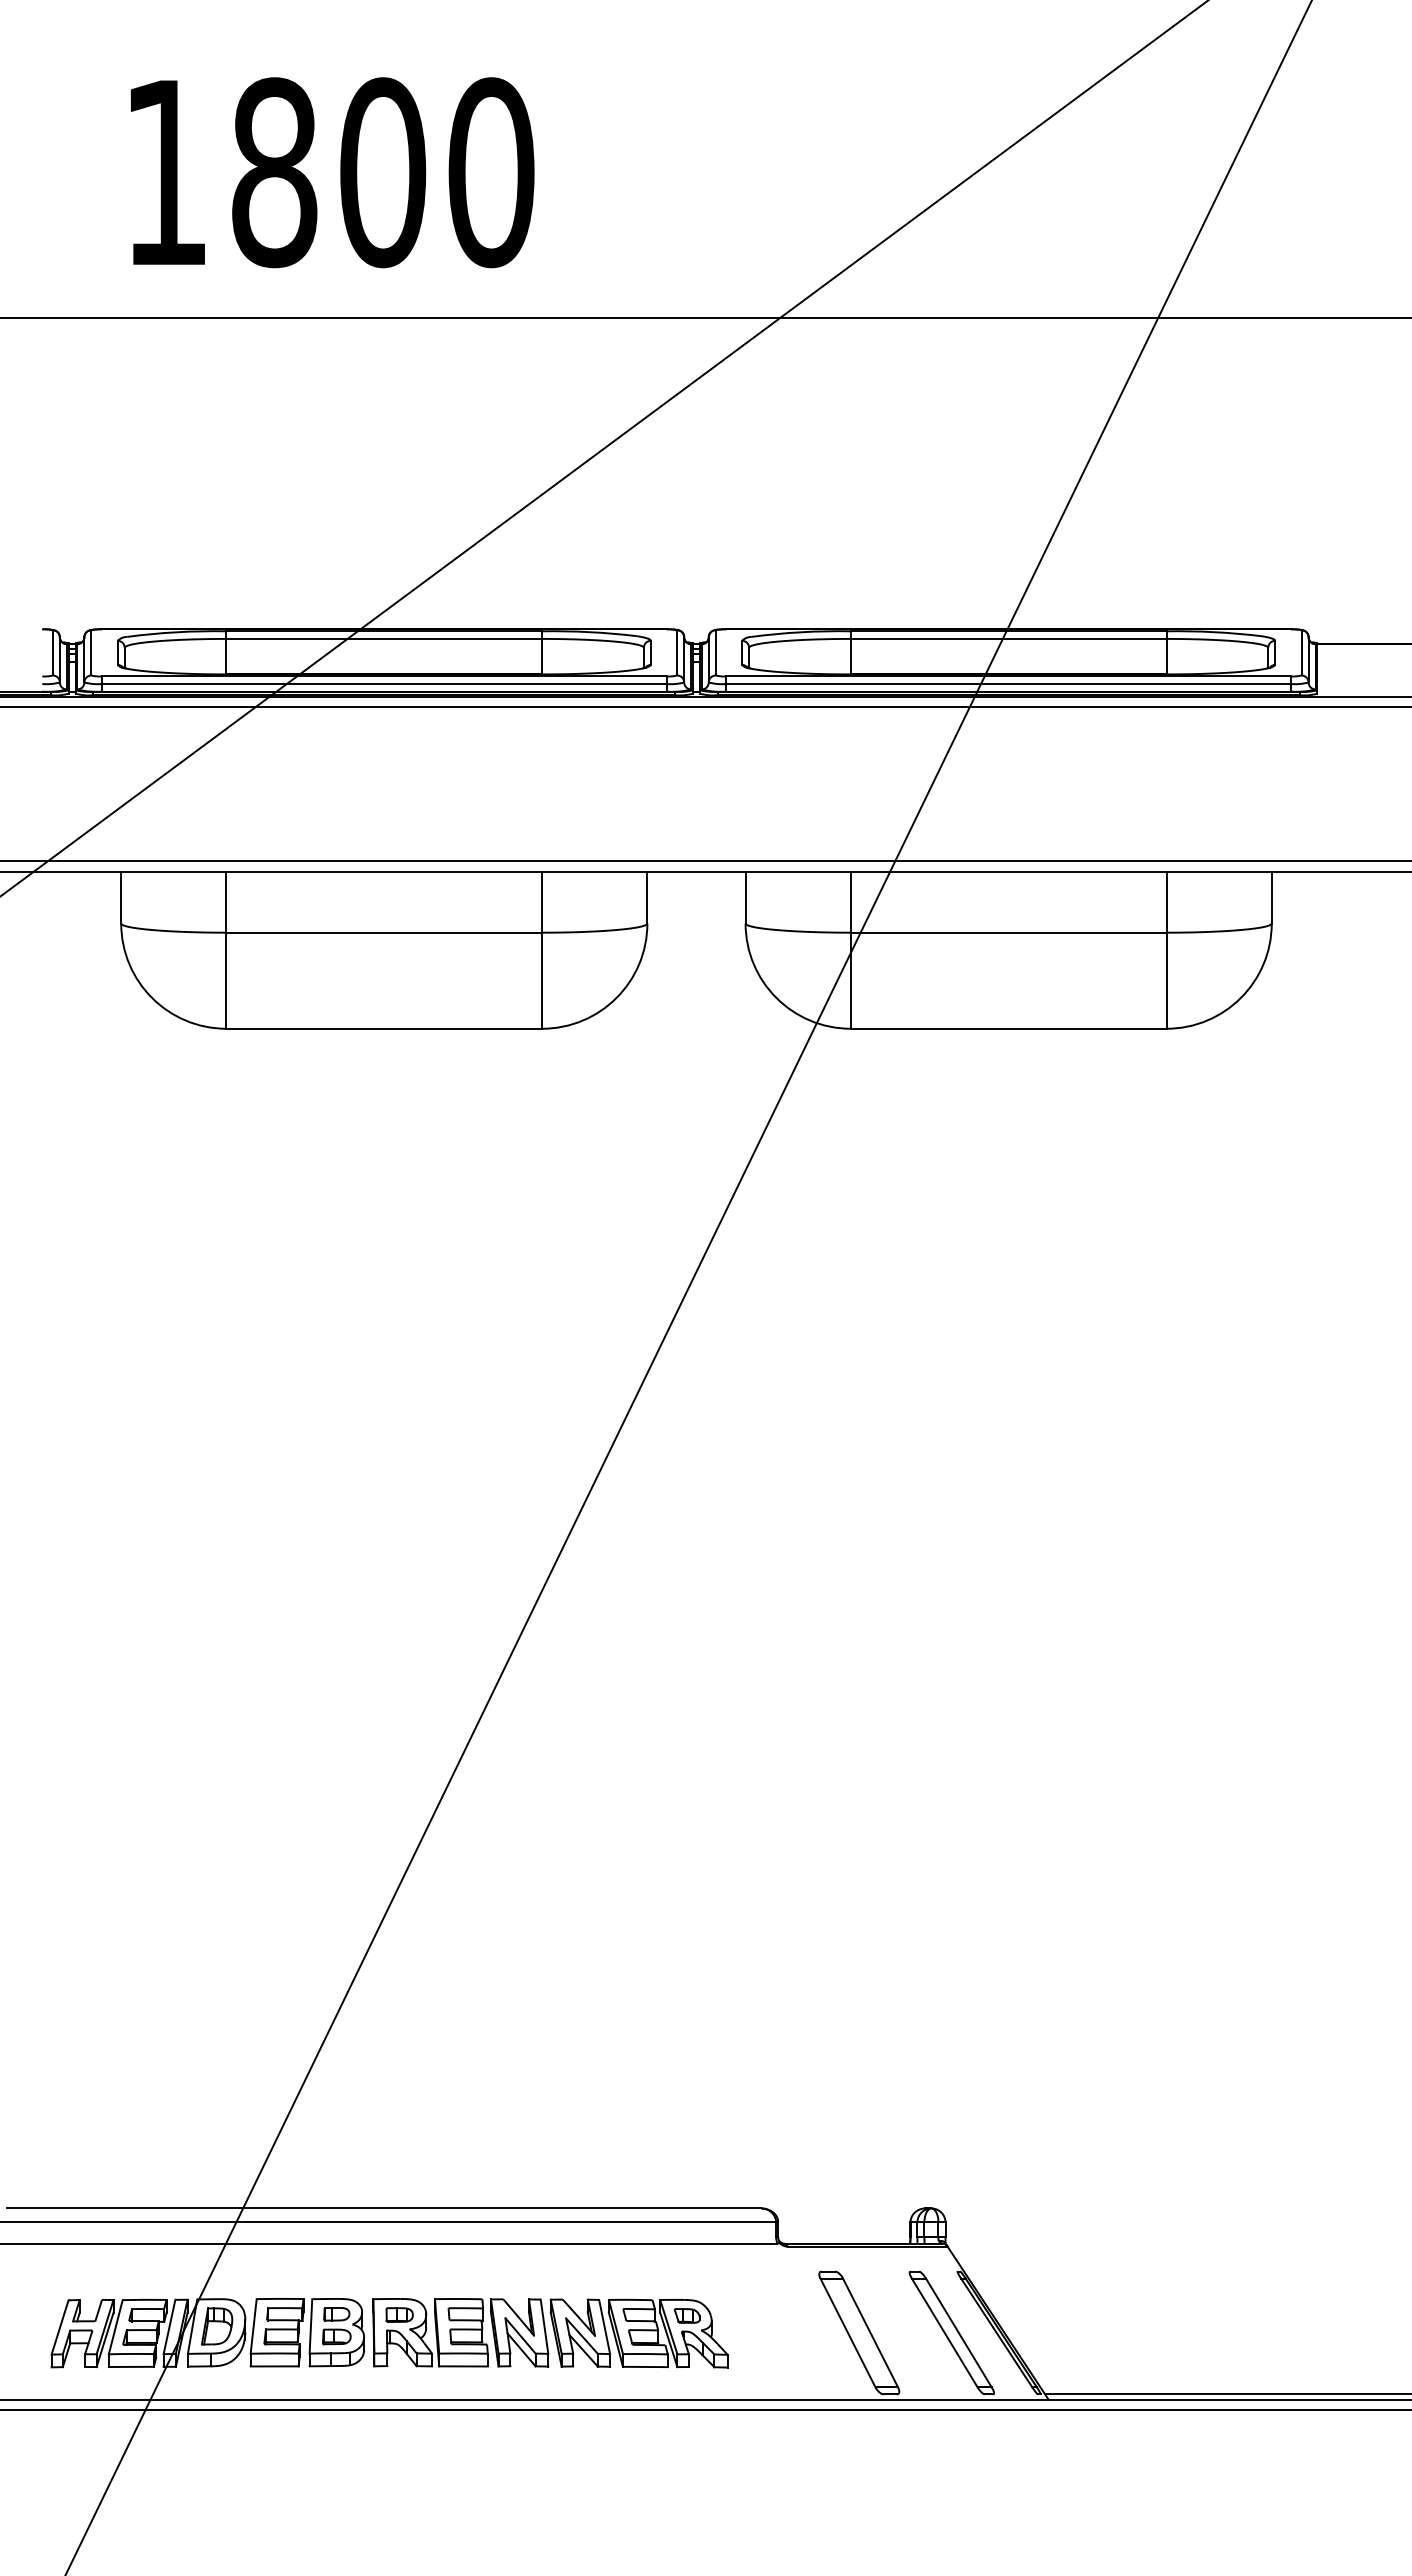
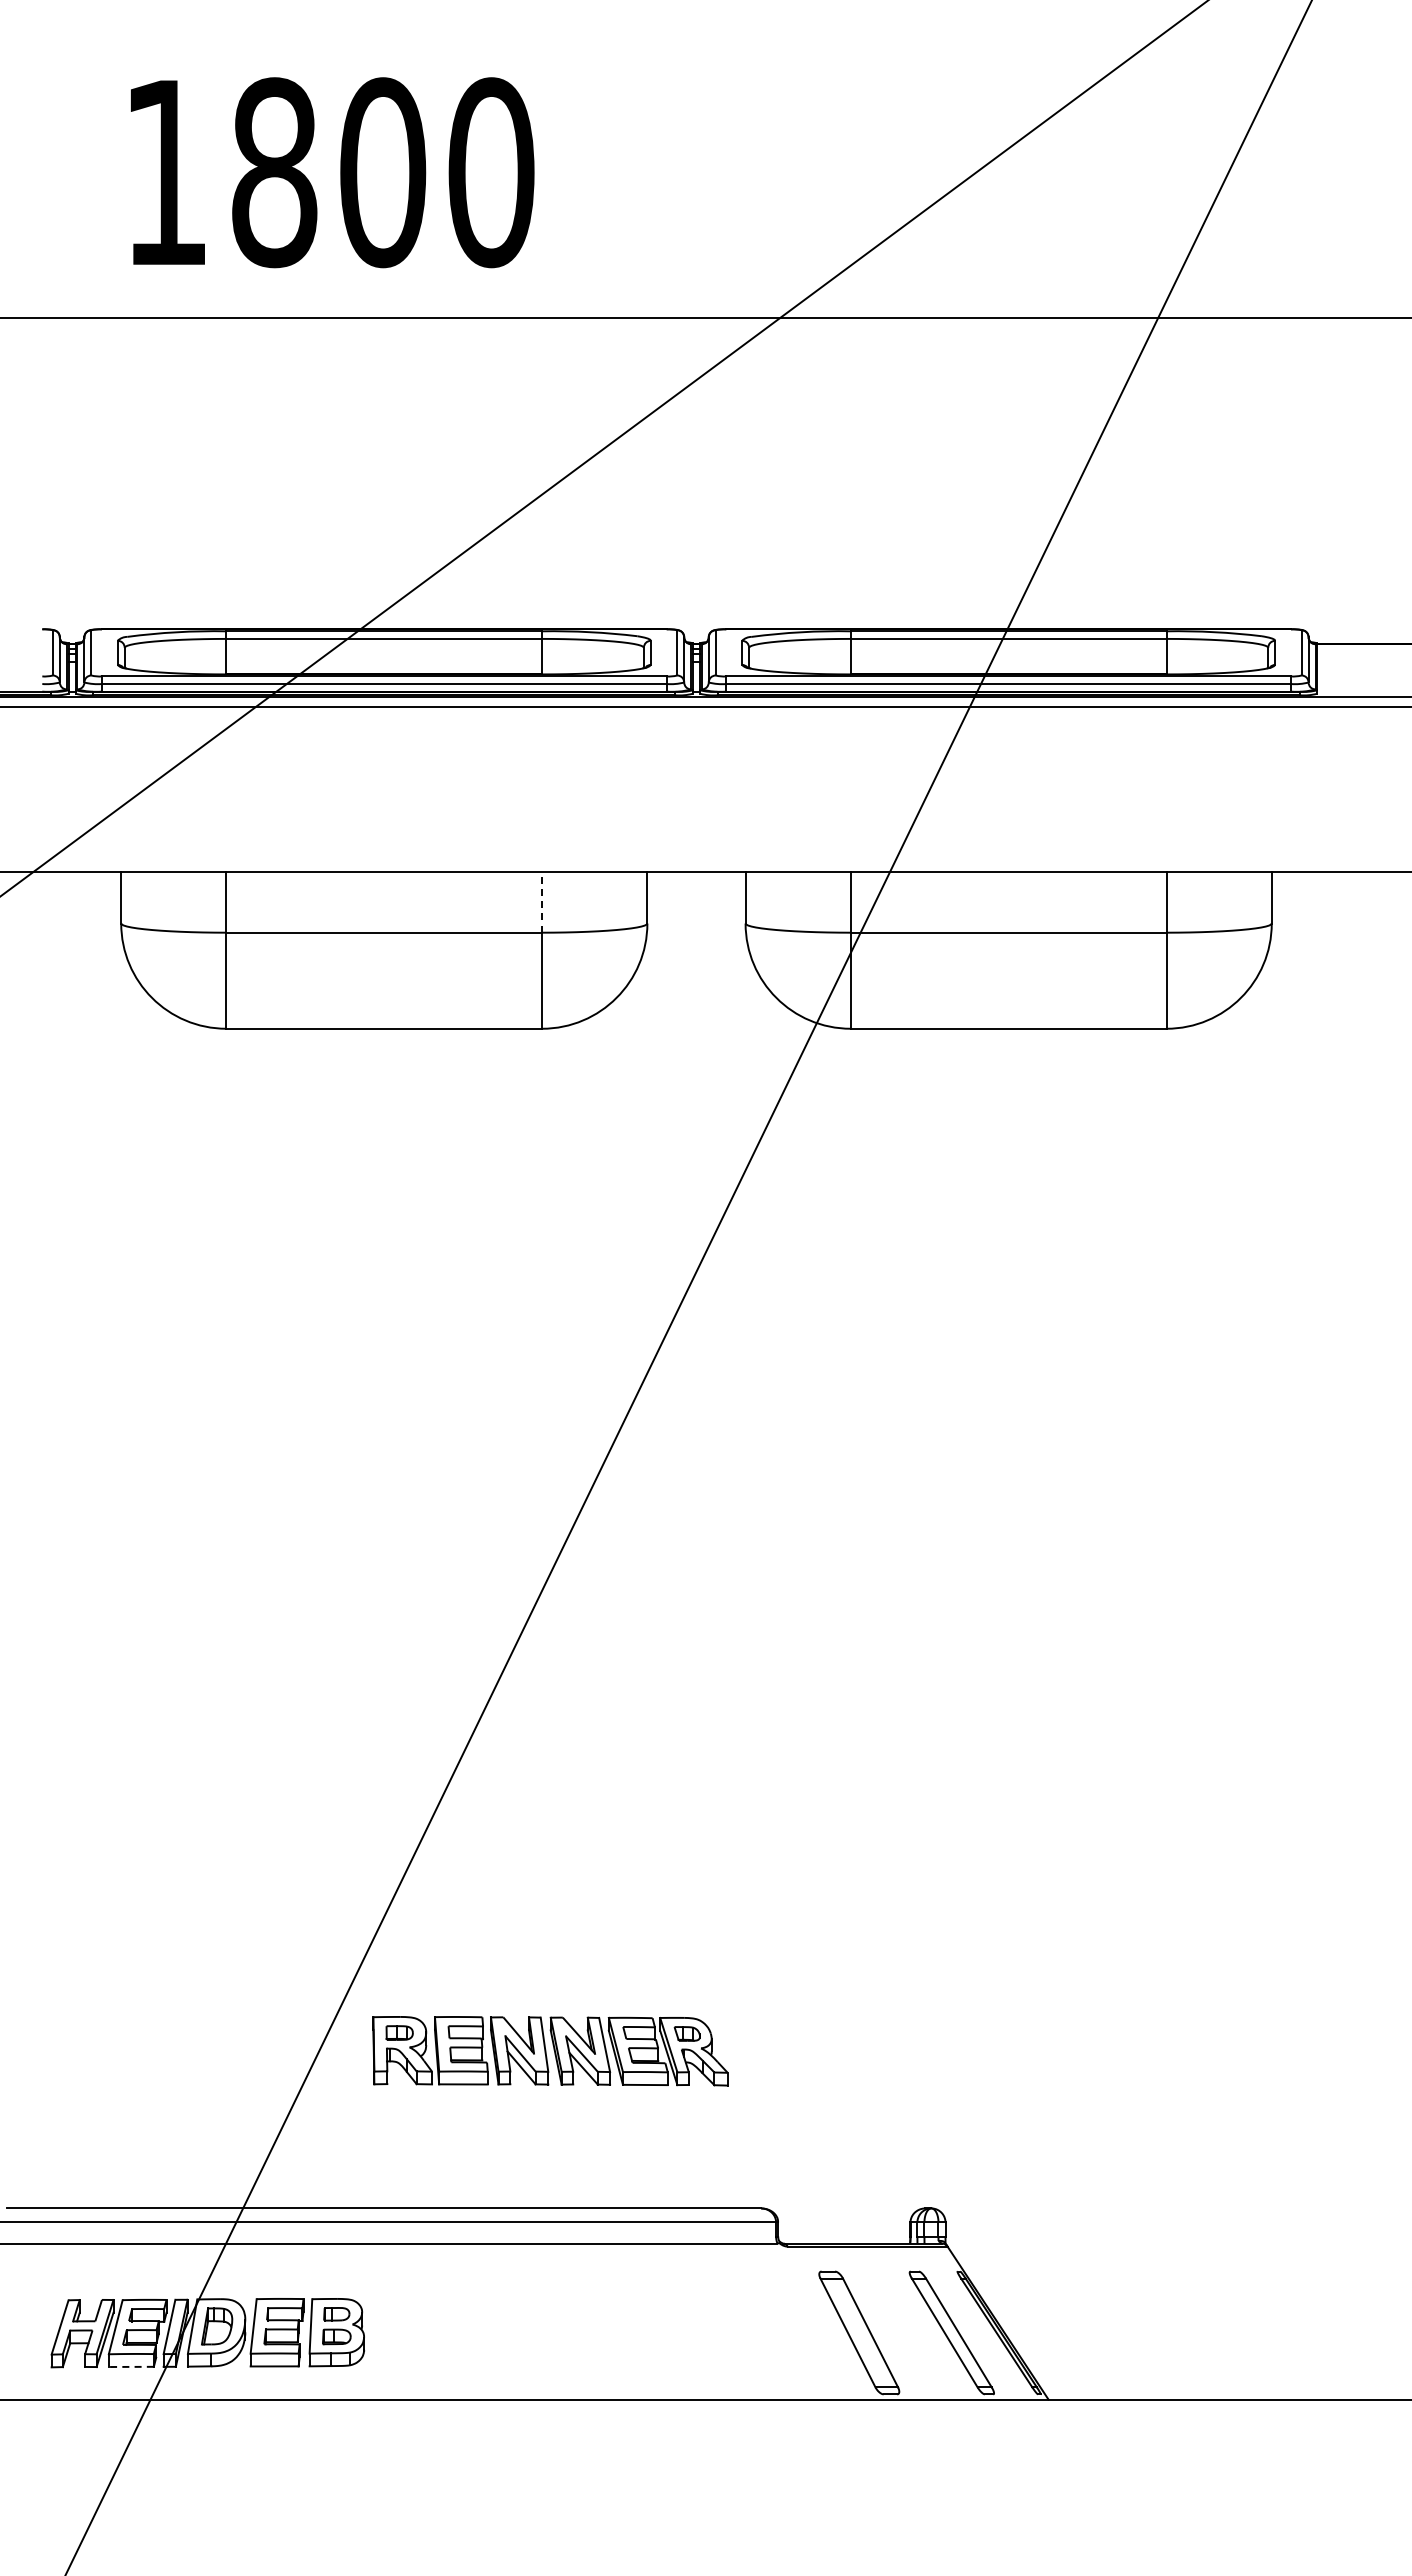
line: present -> none (705, 861)
line: solid -> dashed (542, 901)
part position: (550, 2333) -> (550, 2051) (550, 2051)
line: solid -> dashed (131, 2366)
line: present -> none (1226, 2394)
line: present -> none (705, 2410)
